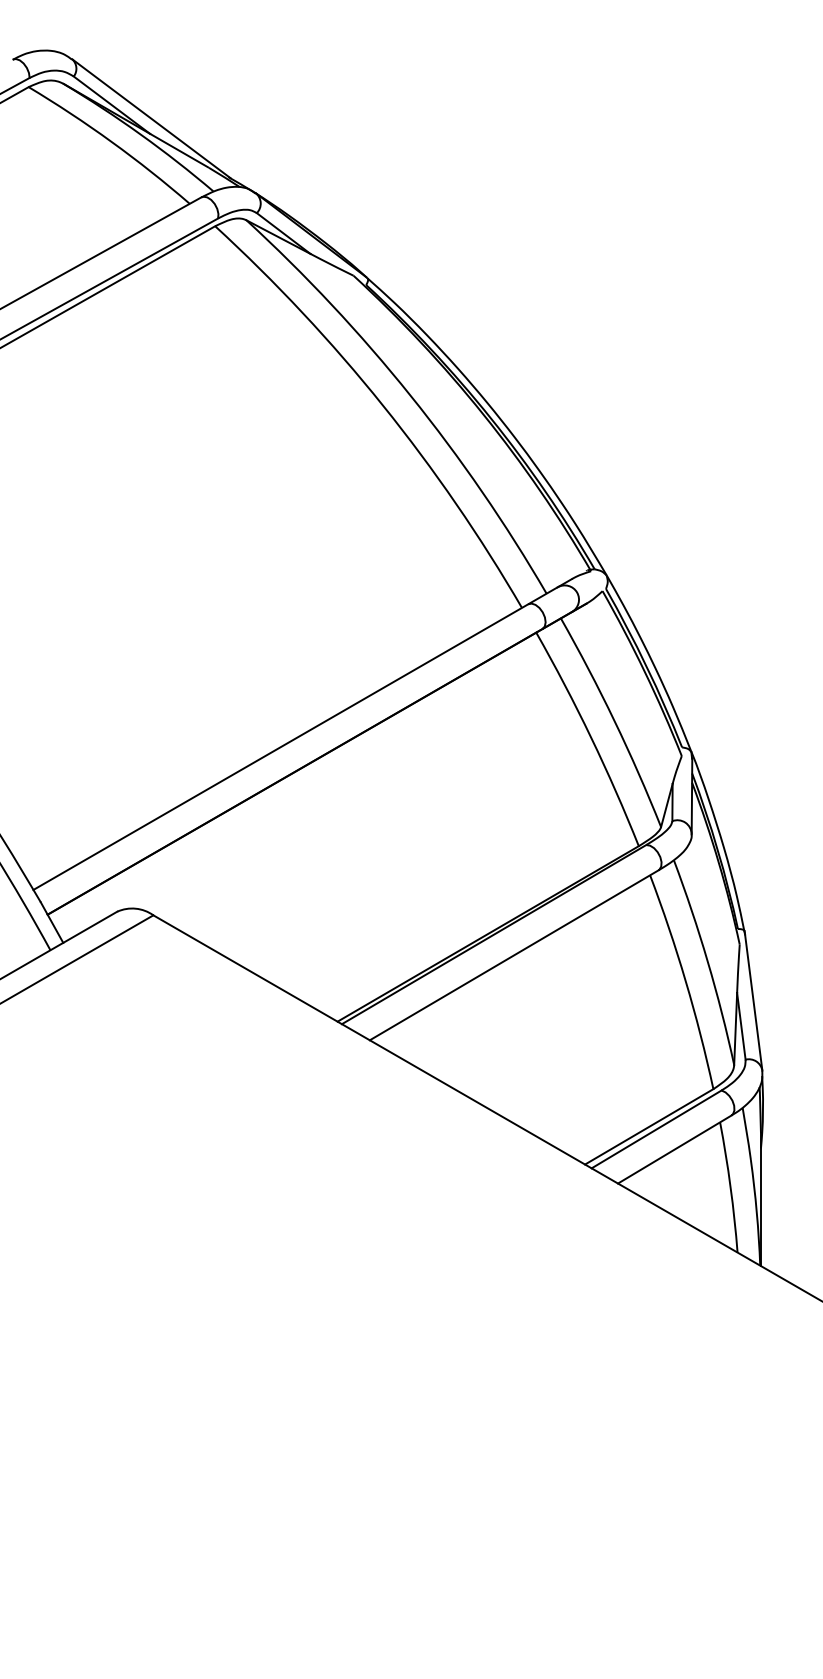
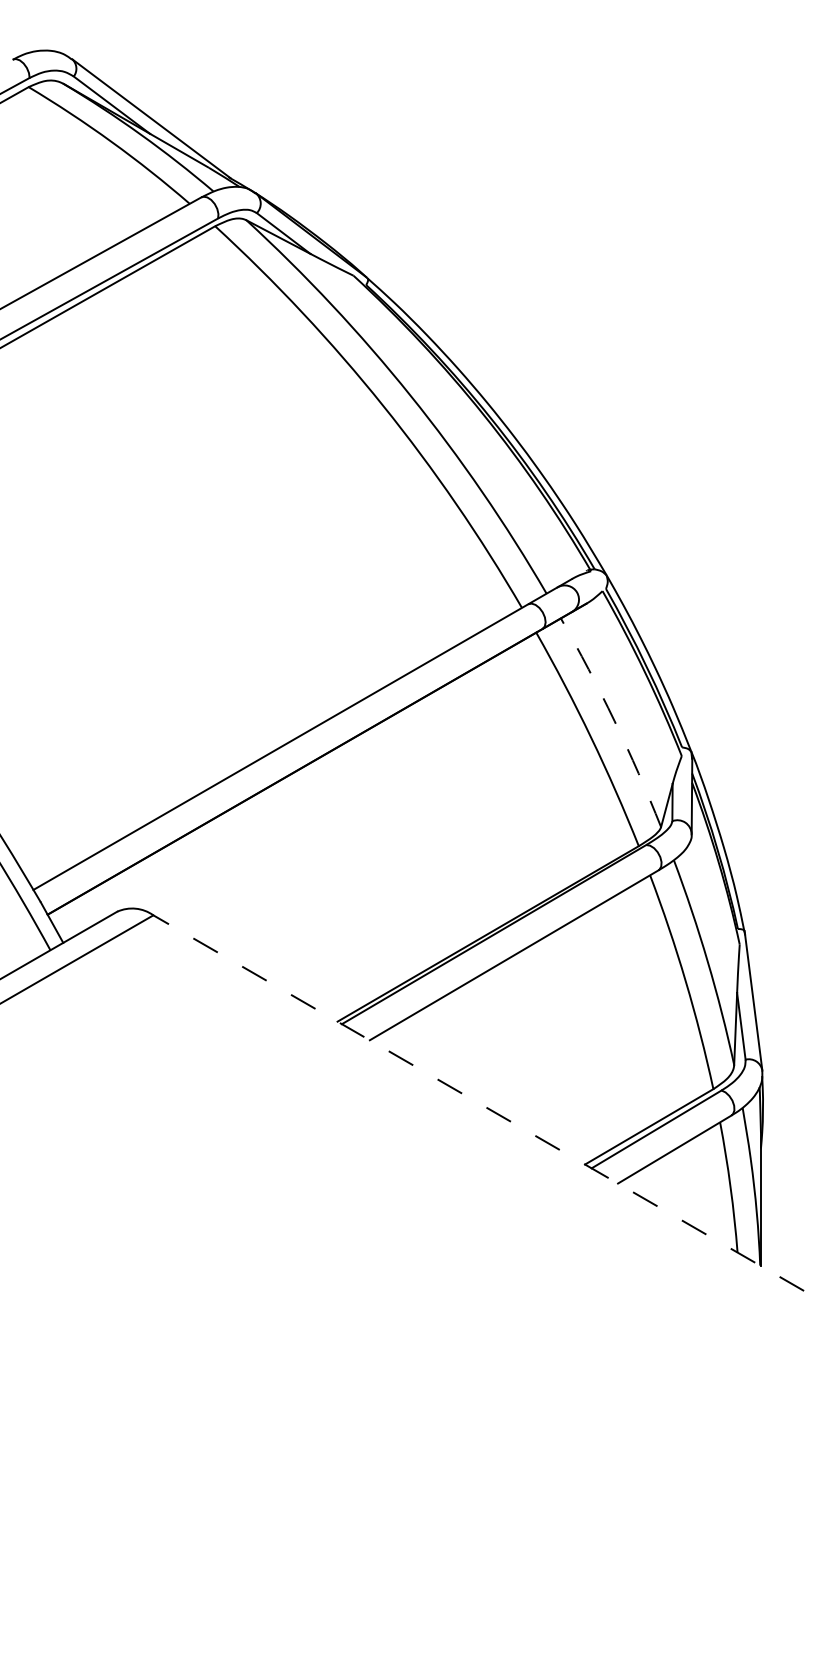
arc: solid -> dashed (614, 721)
line: solid -> dashed (487, 1108)
